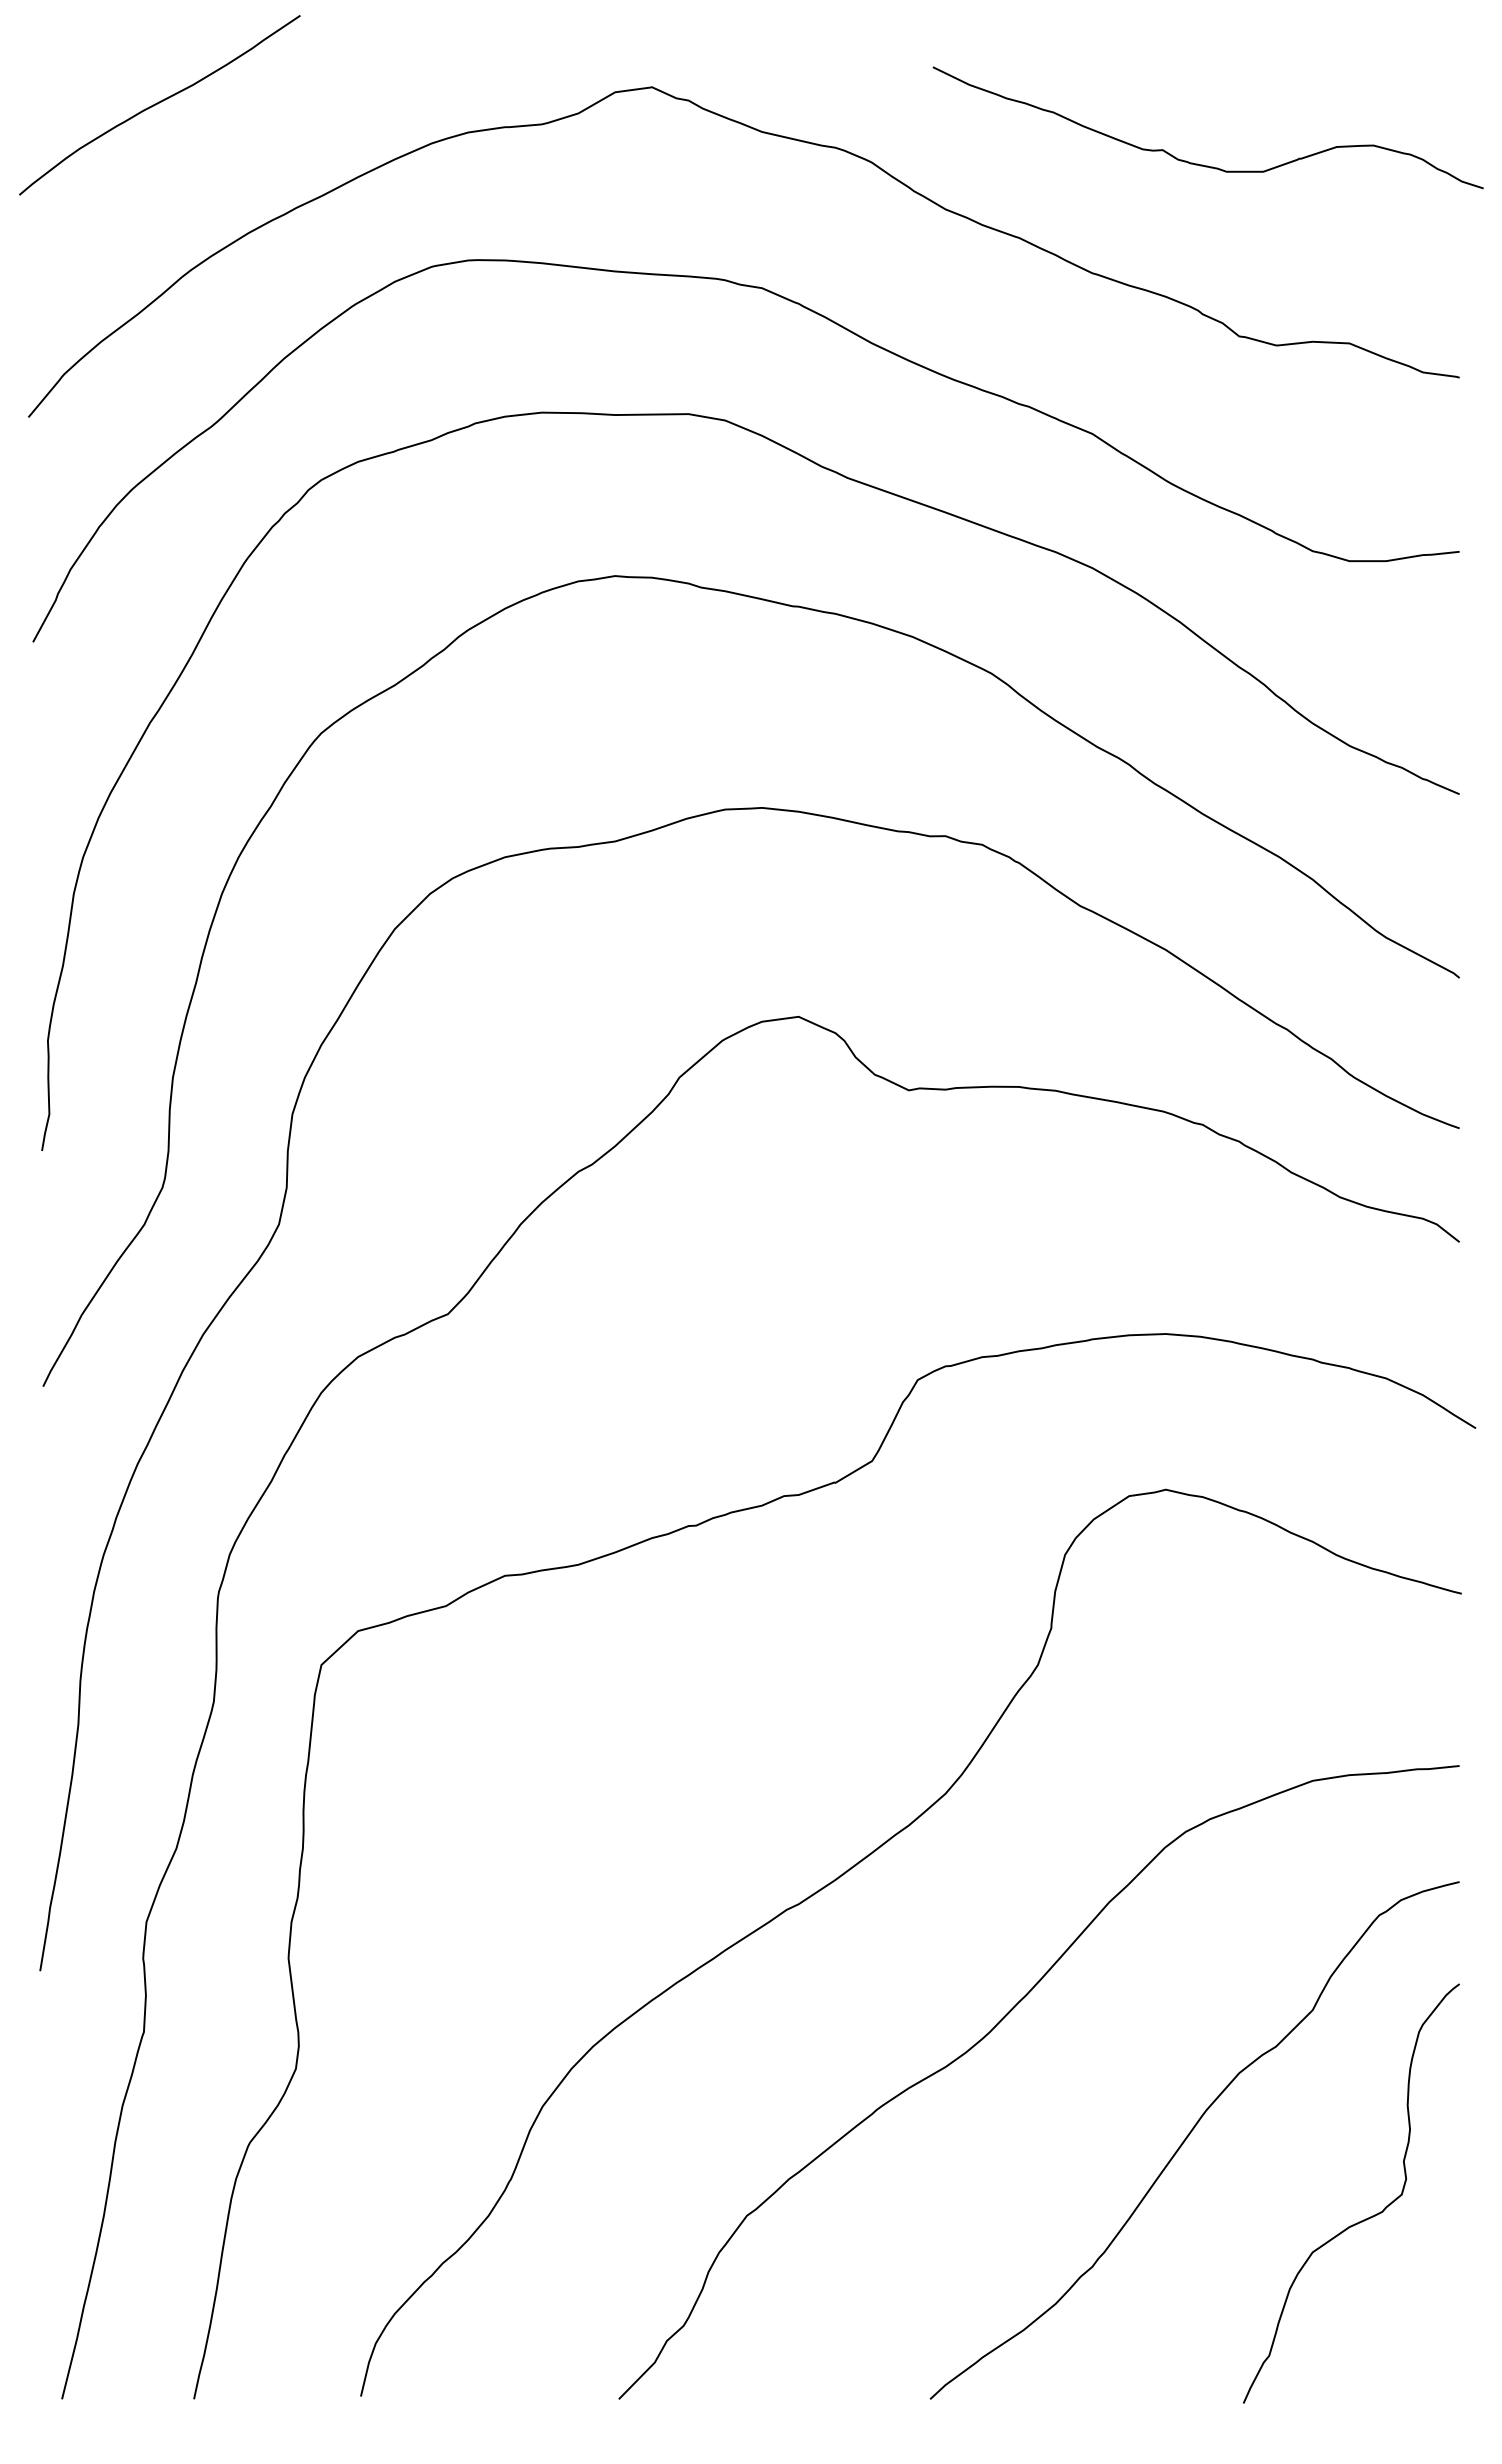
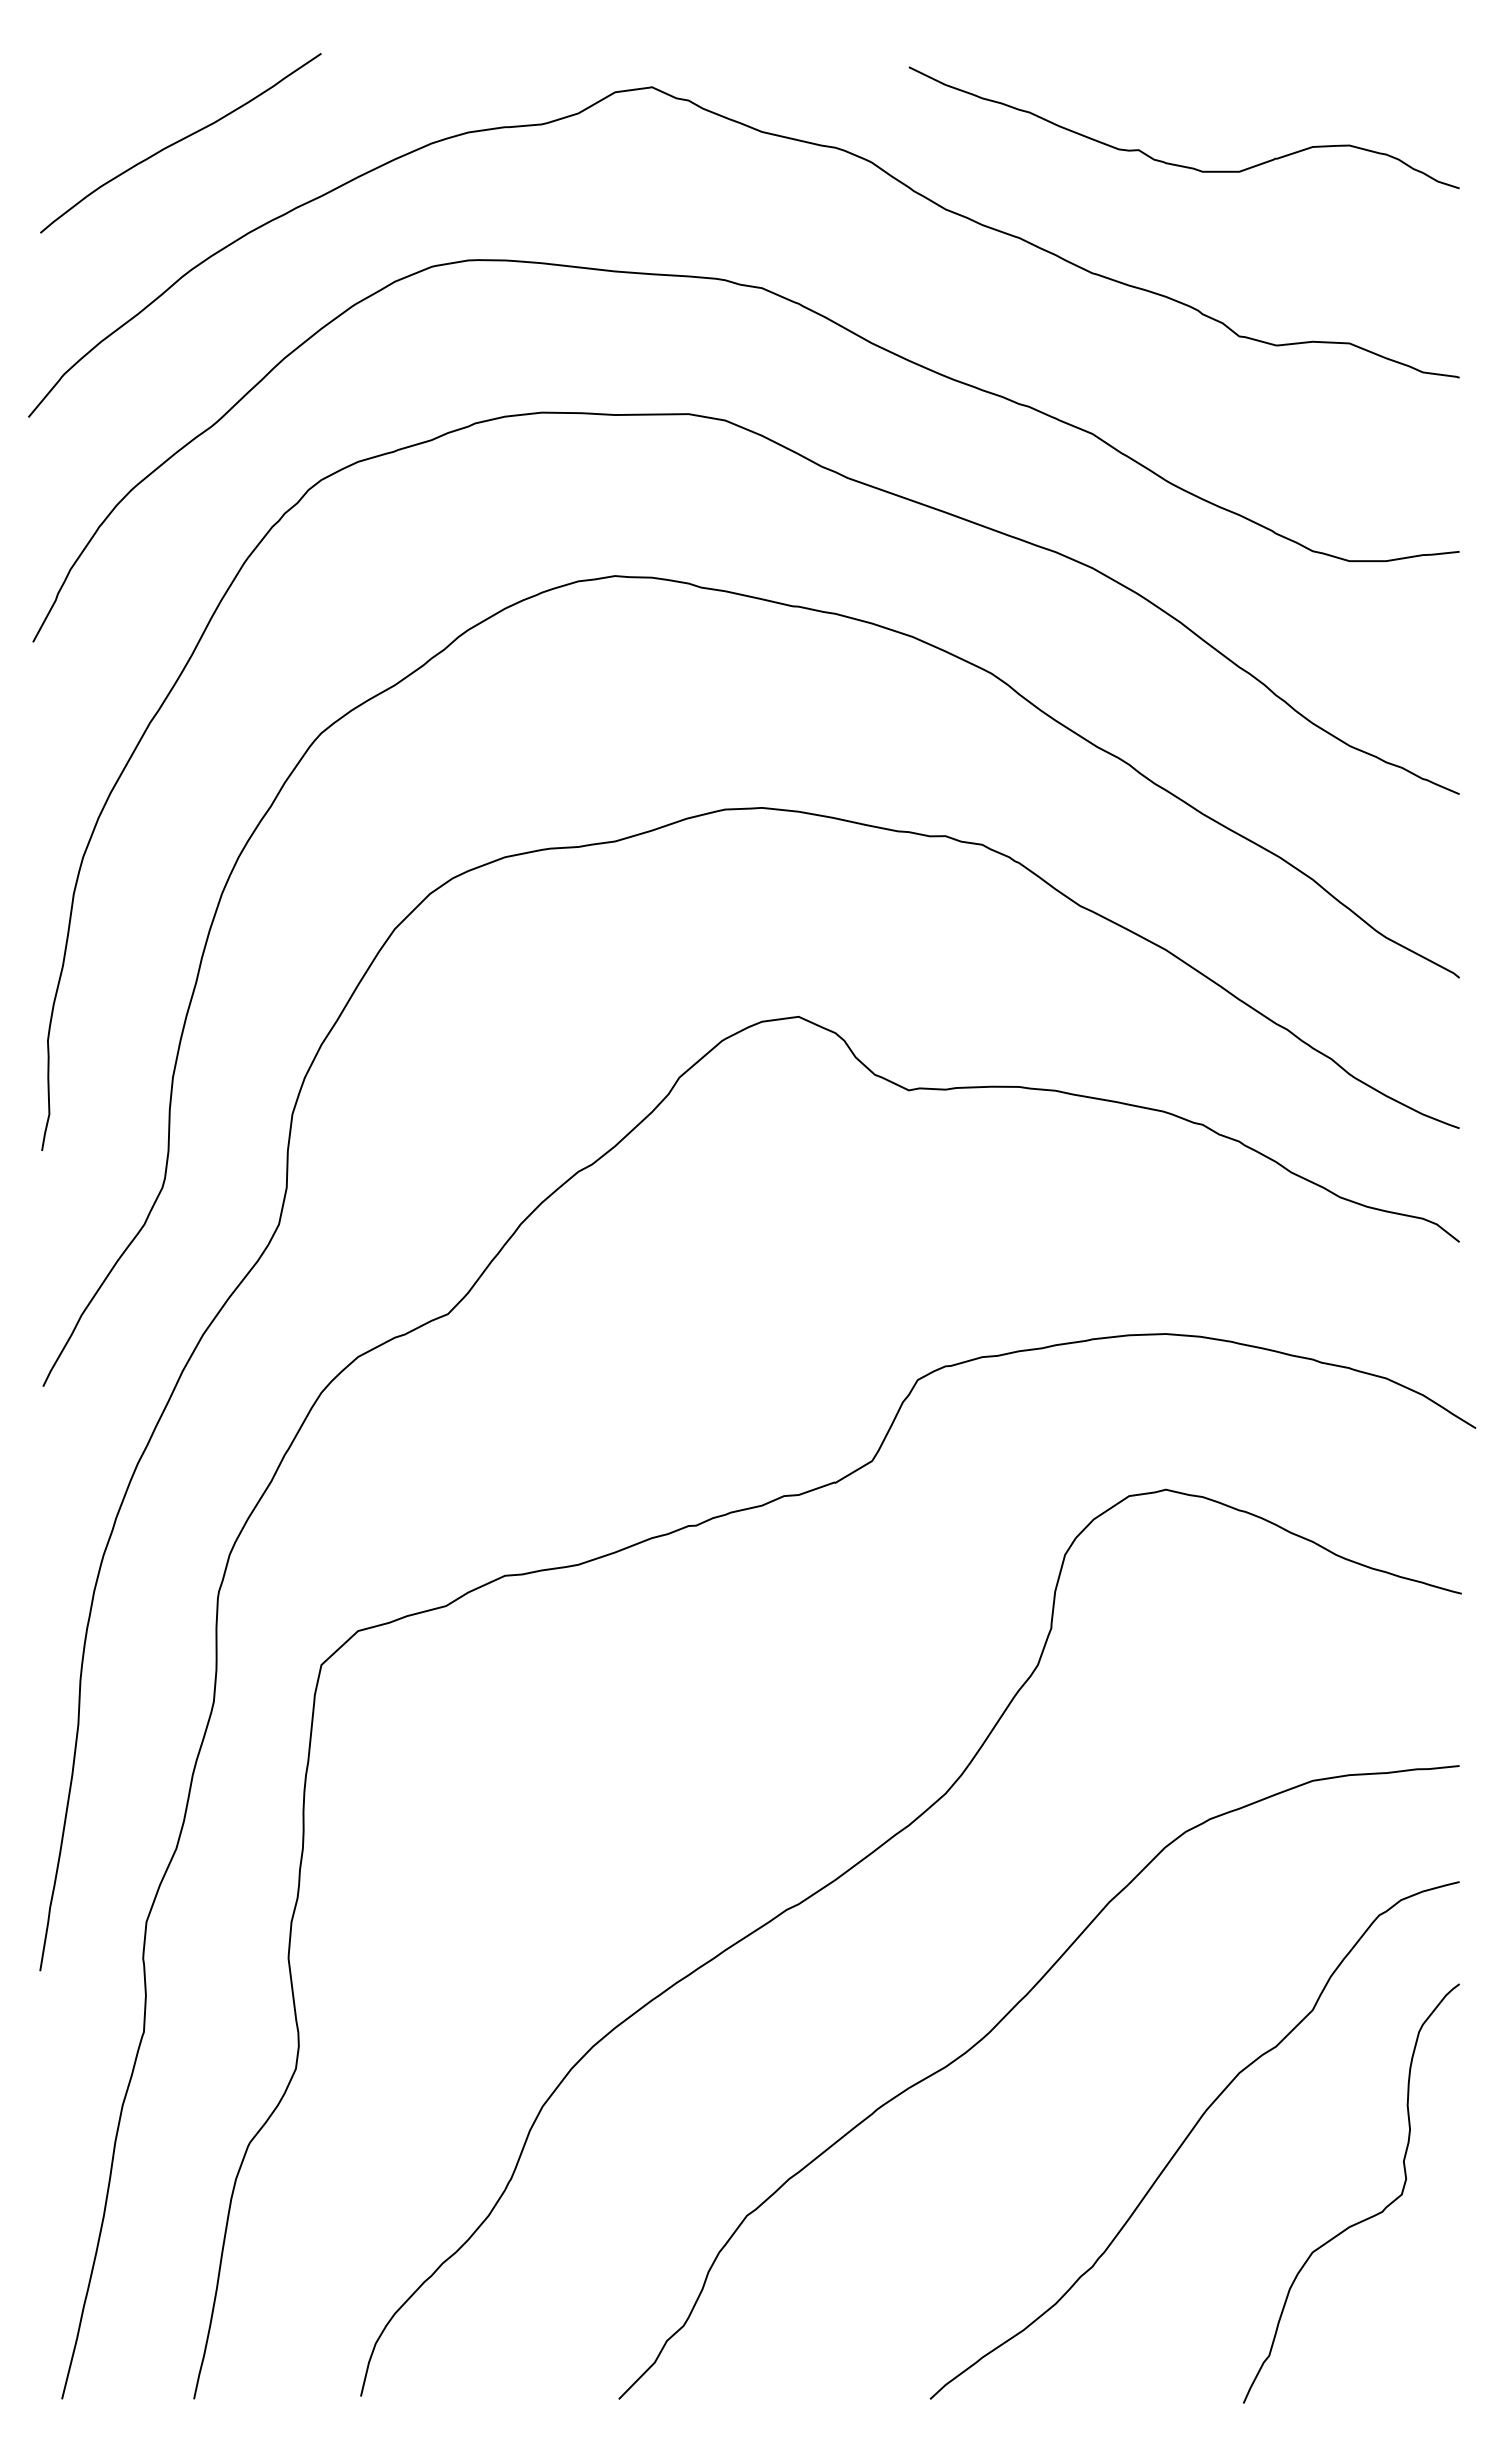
curve position: (159, 103) -> (180, 141) (180, 141)
curve position: (1203, 164) -> (1179, 164) (1179, 164)
